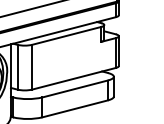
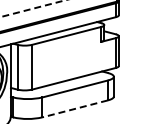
line: solid -> dashed (33, 8)
line: solid -> dashed (75, 108)
